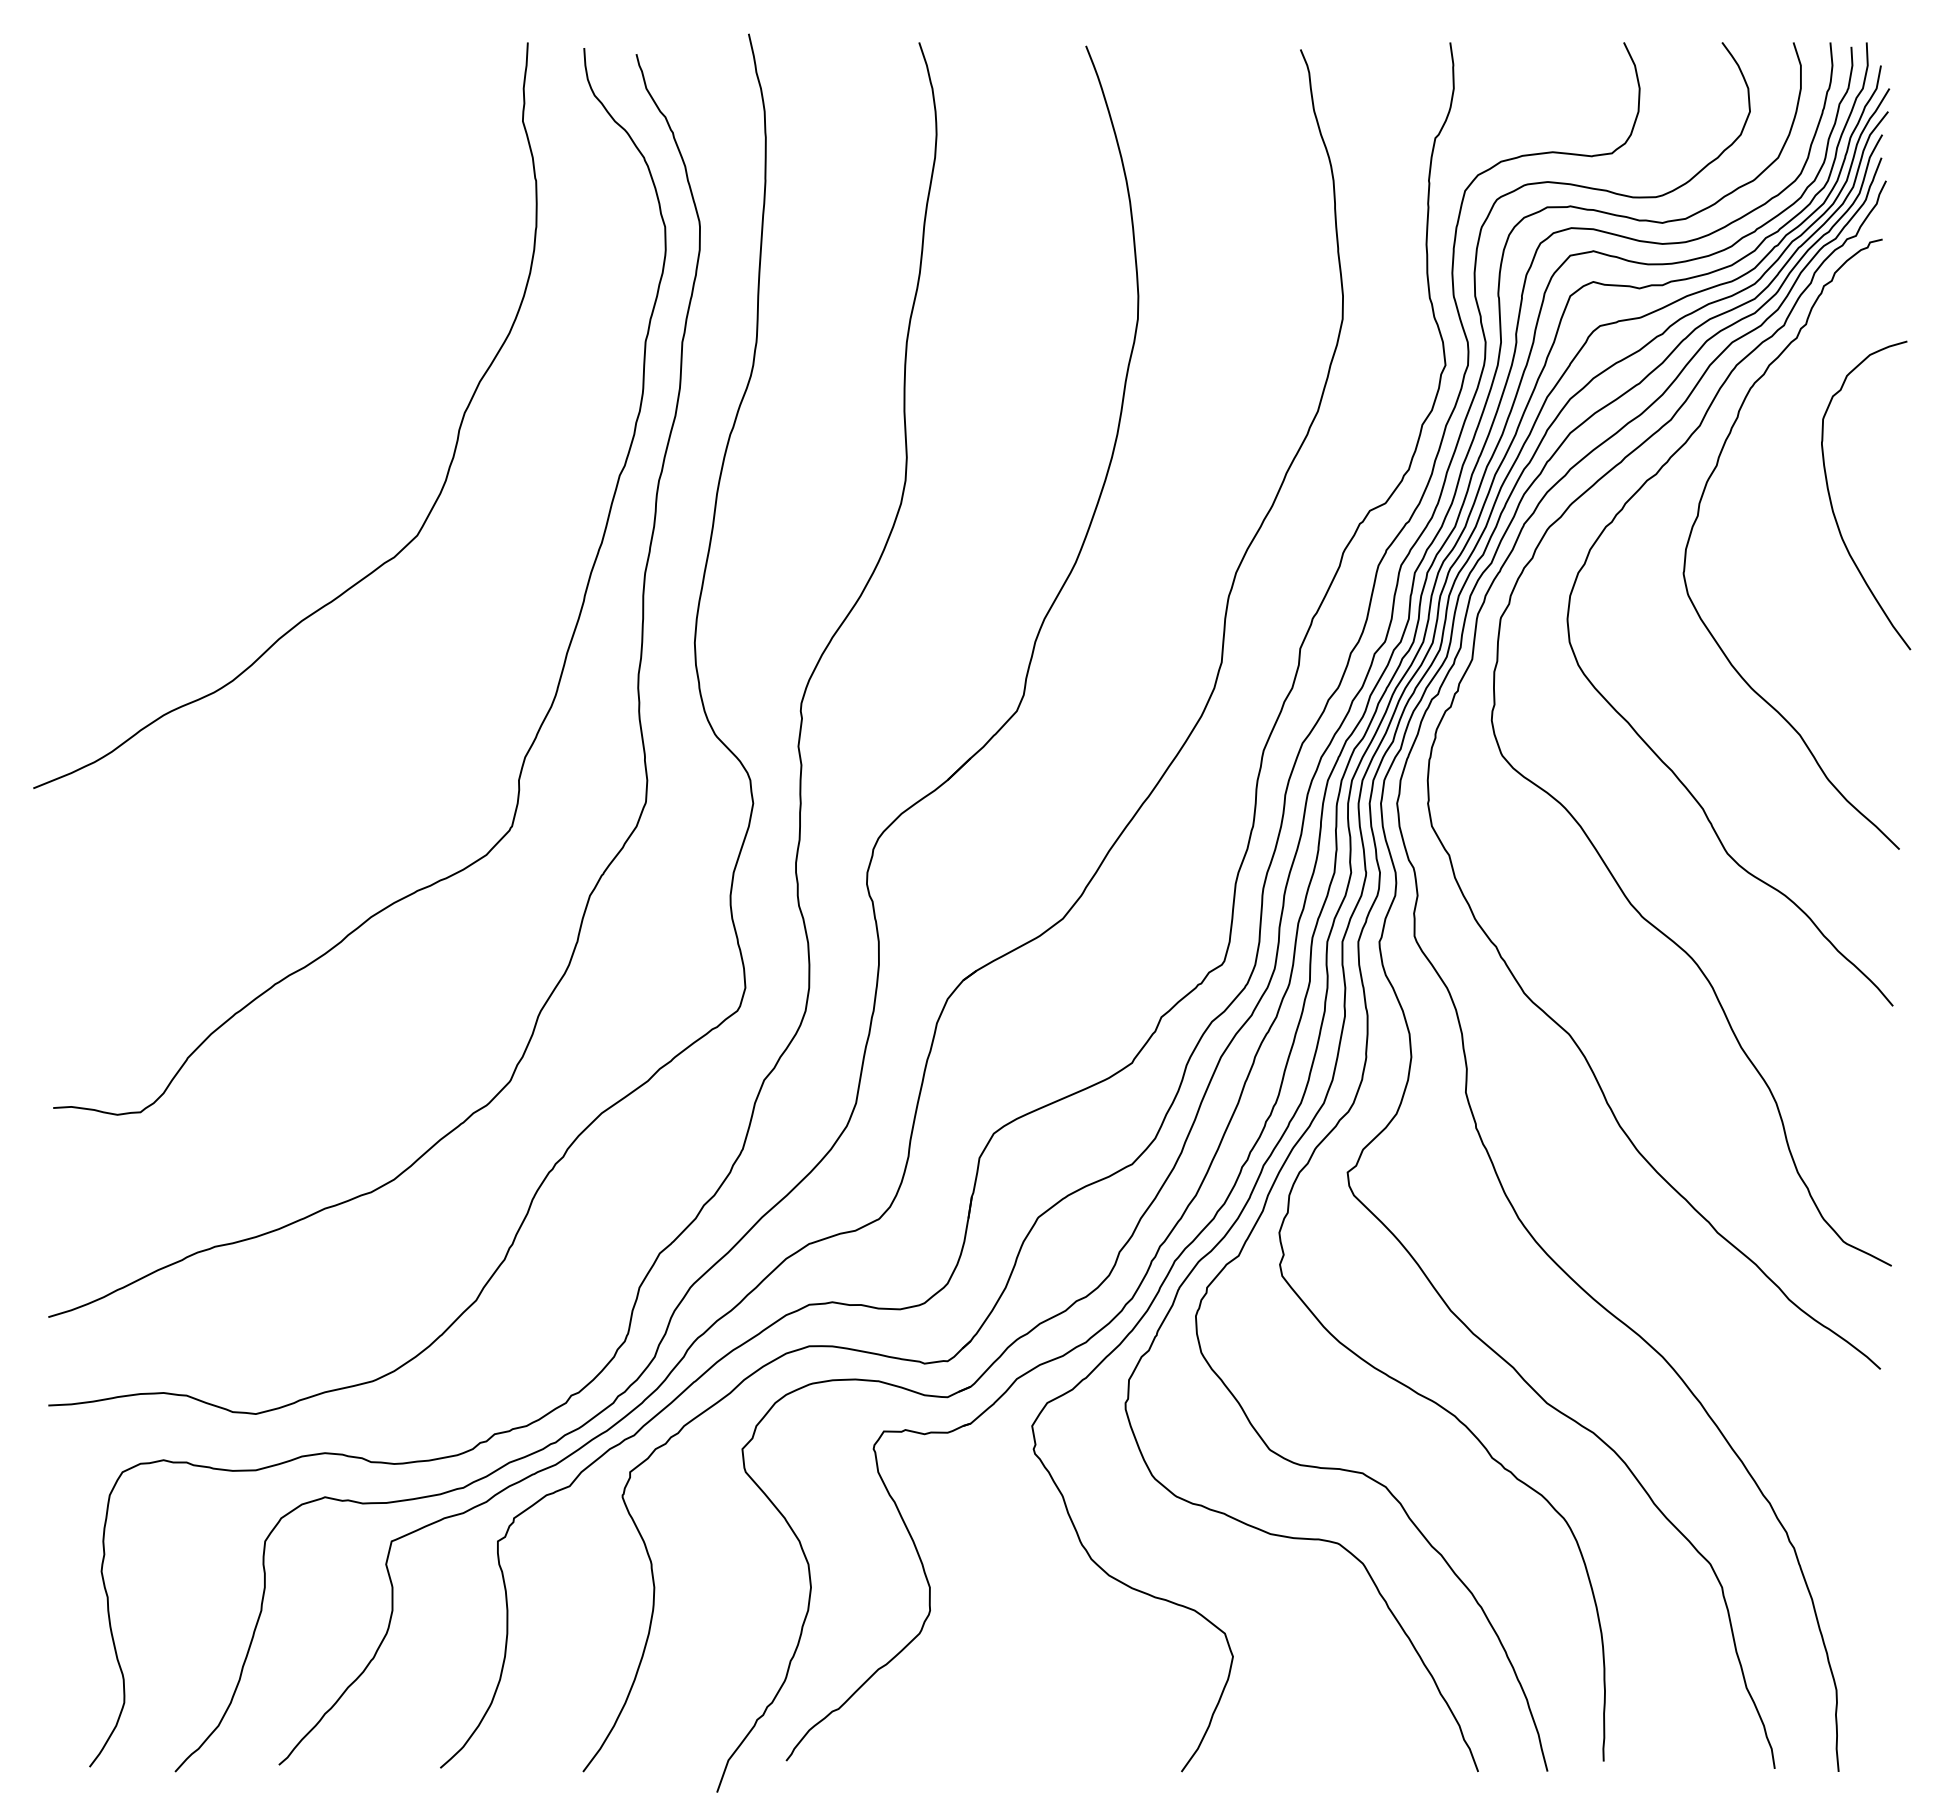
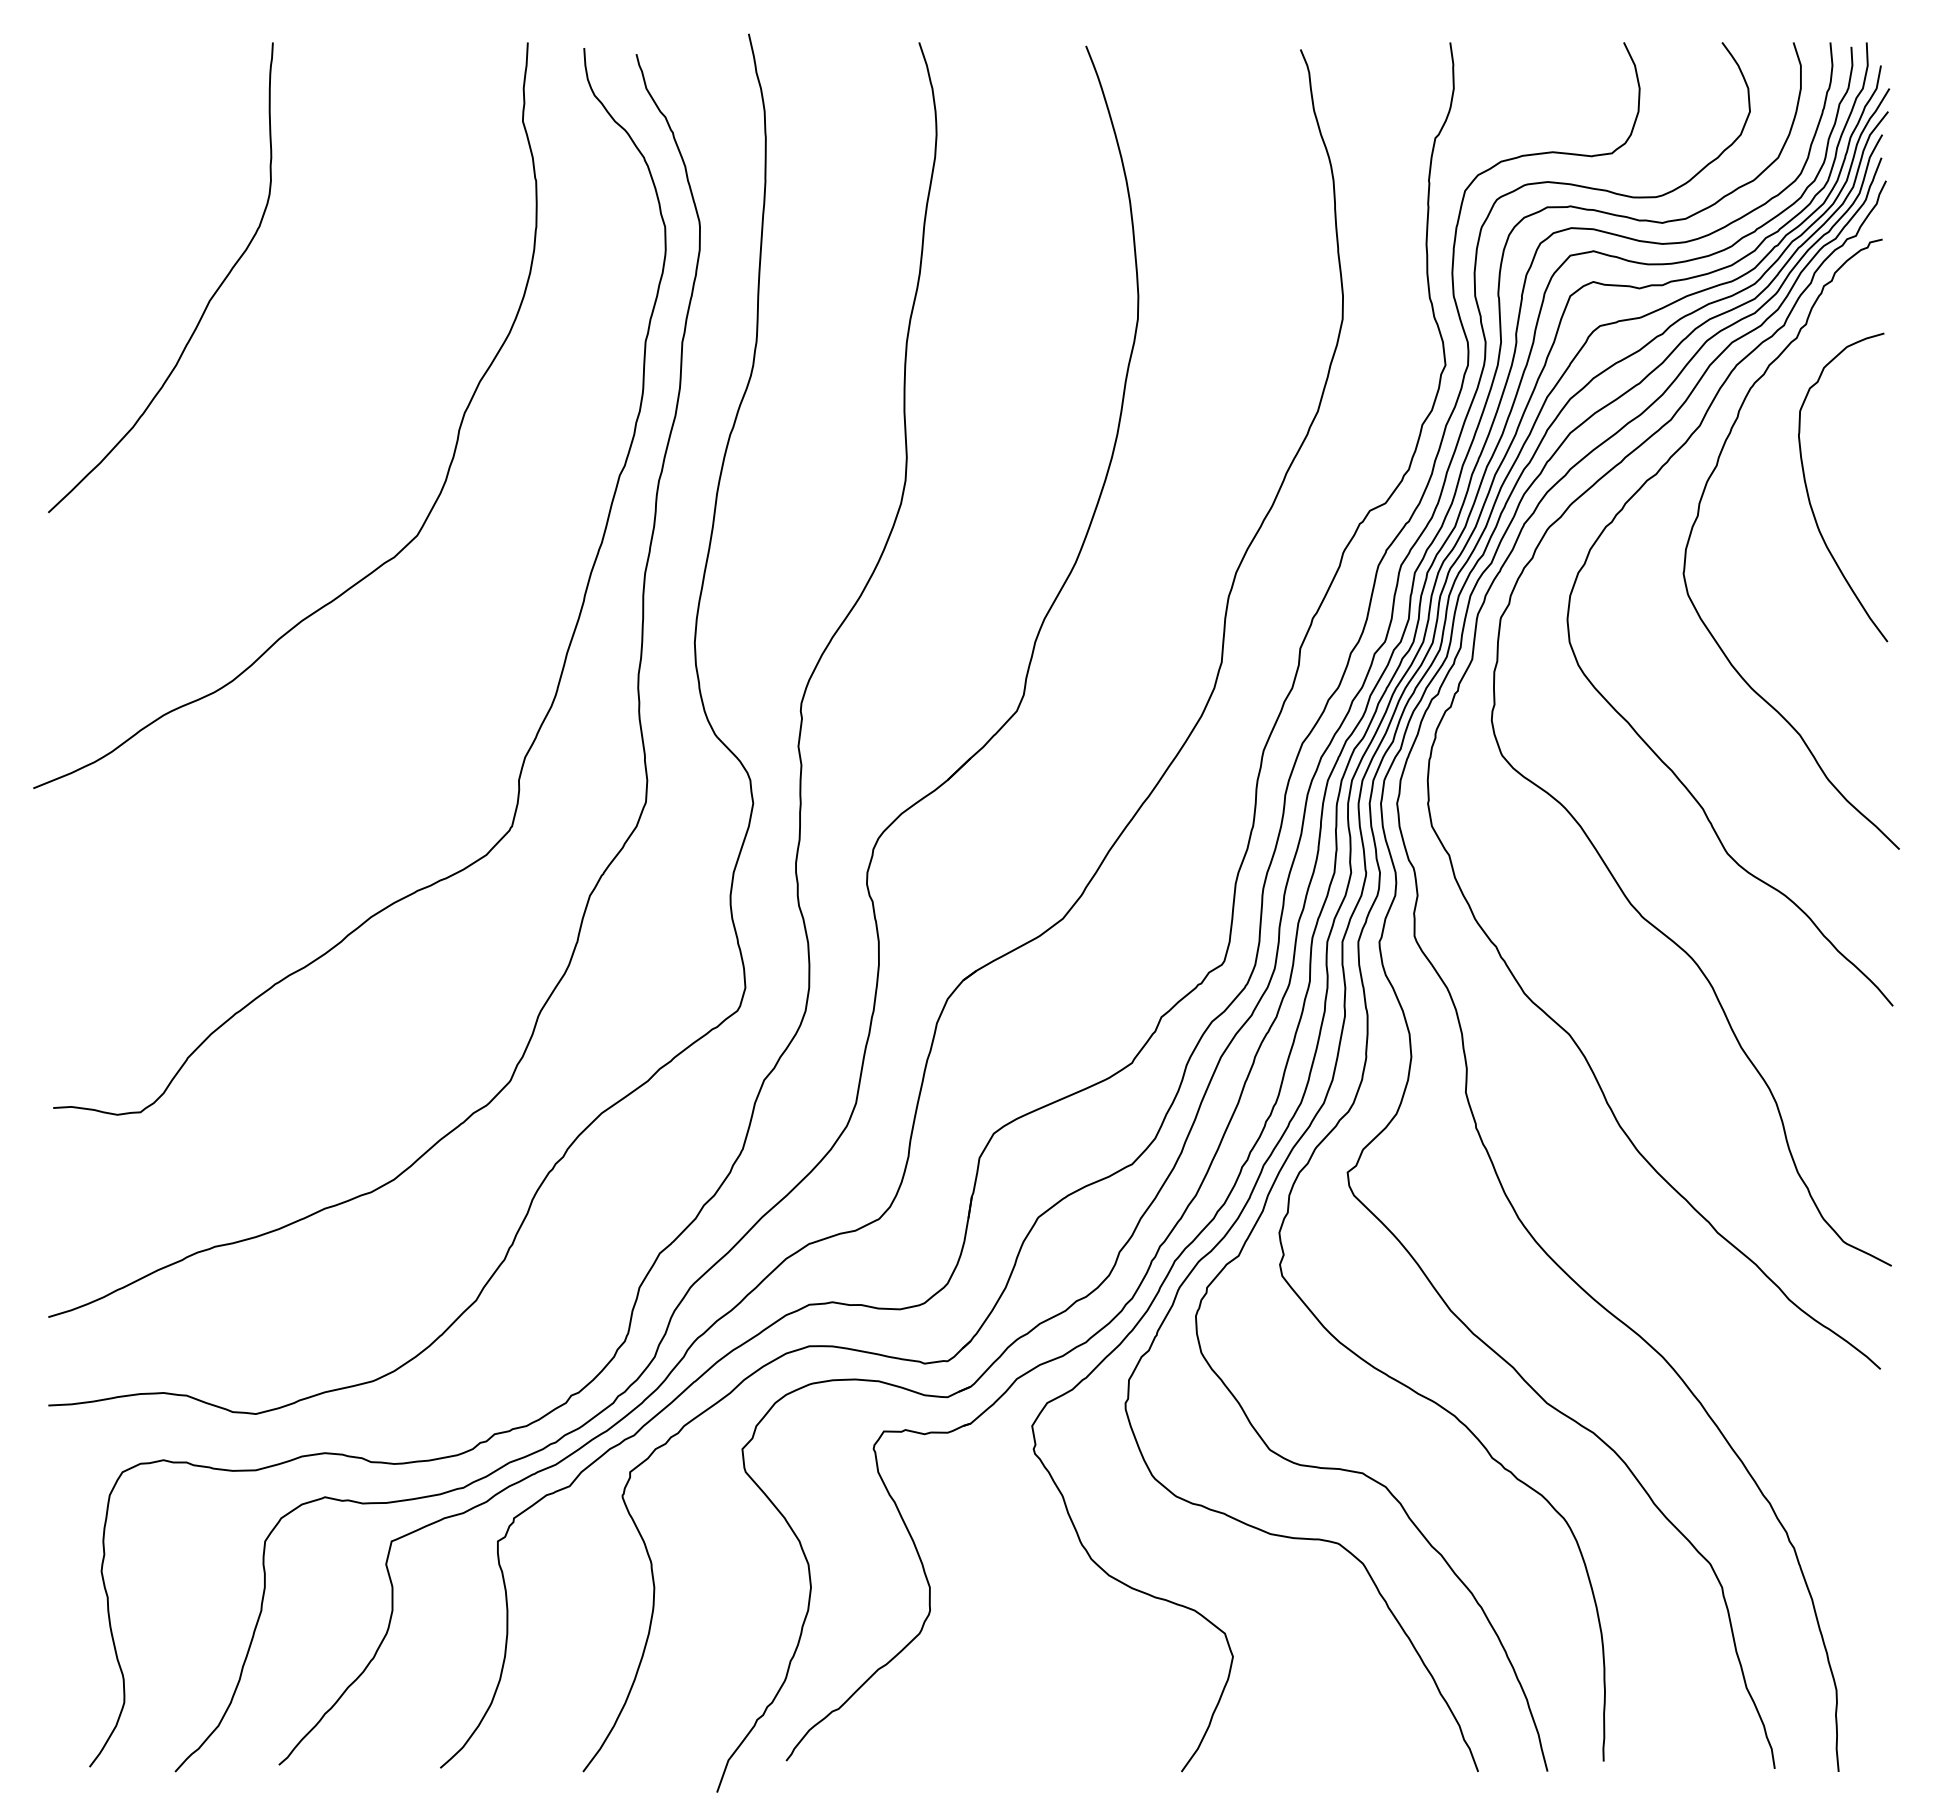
curve: none -> present (208, 301)
curve position: (1832, 504) -> (1809, 496) (1809, 496)
